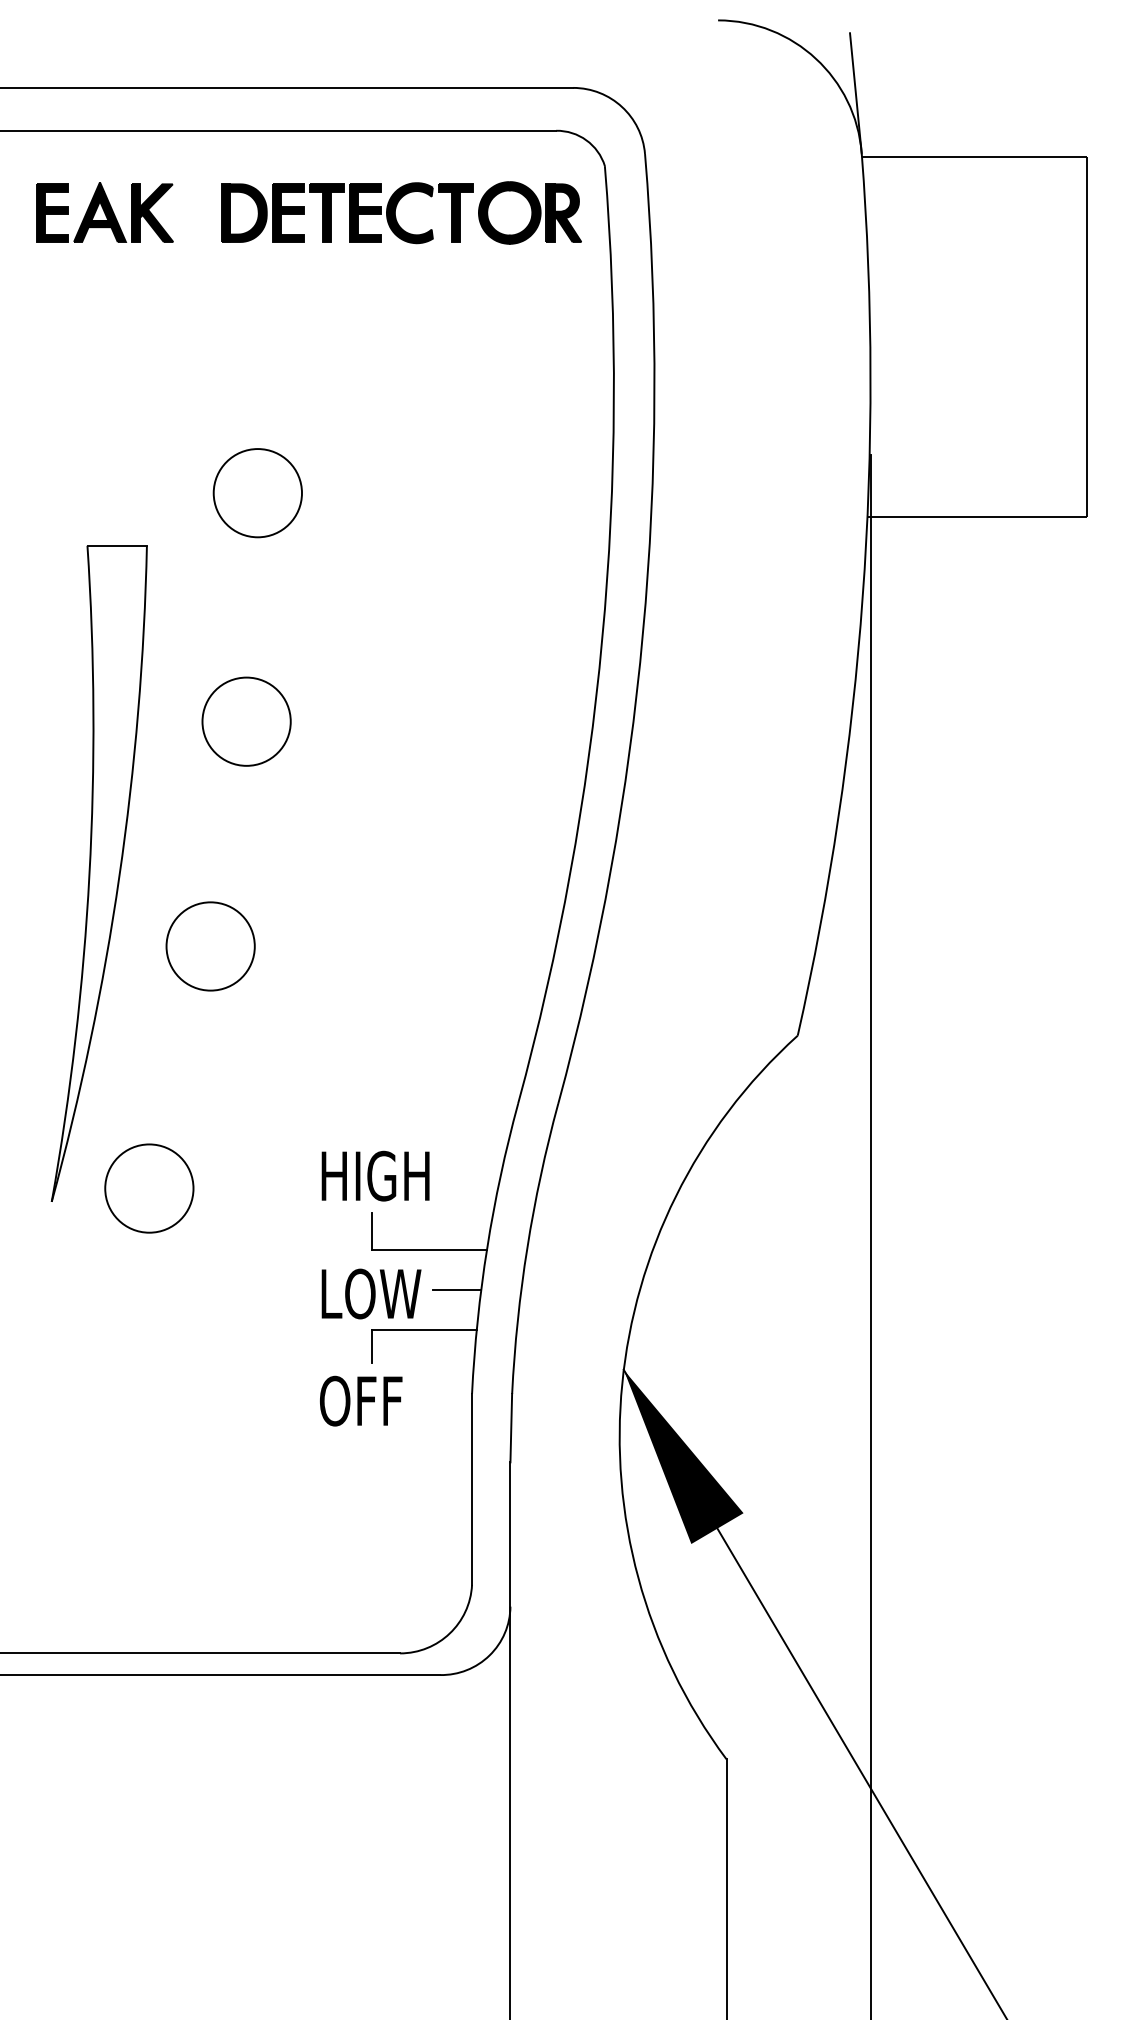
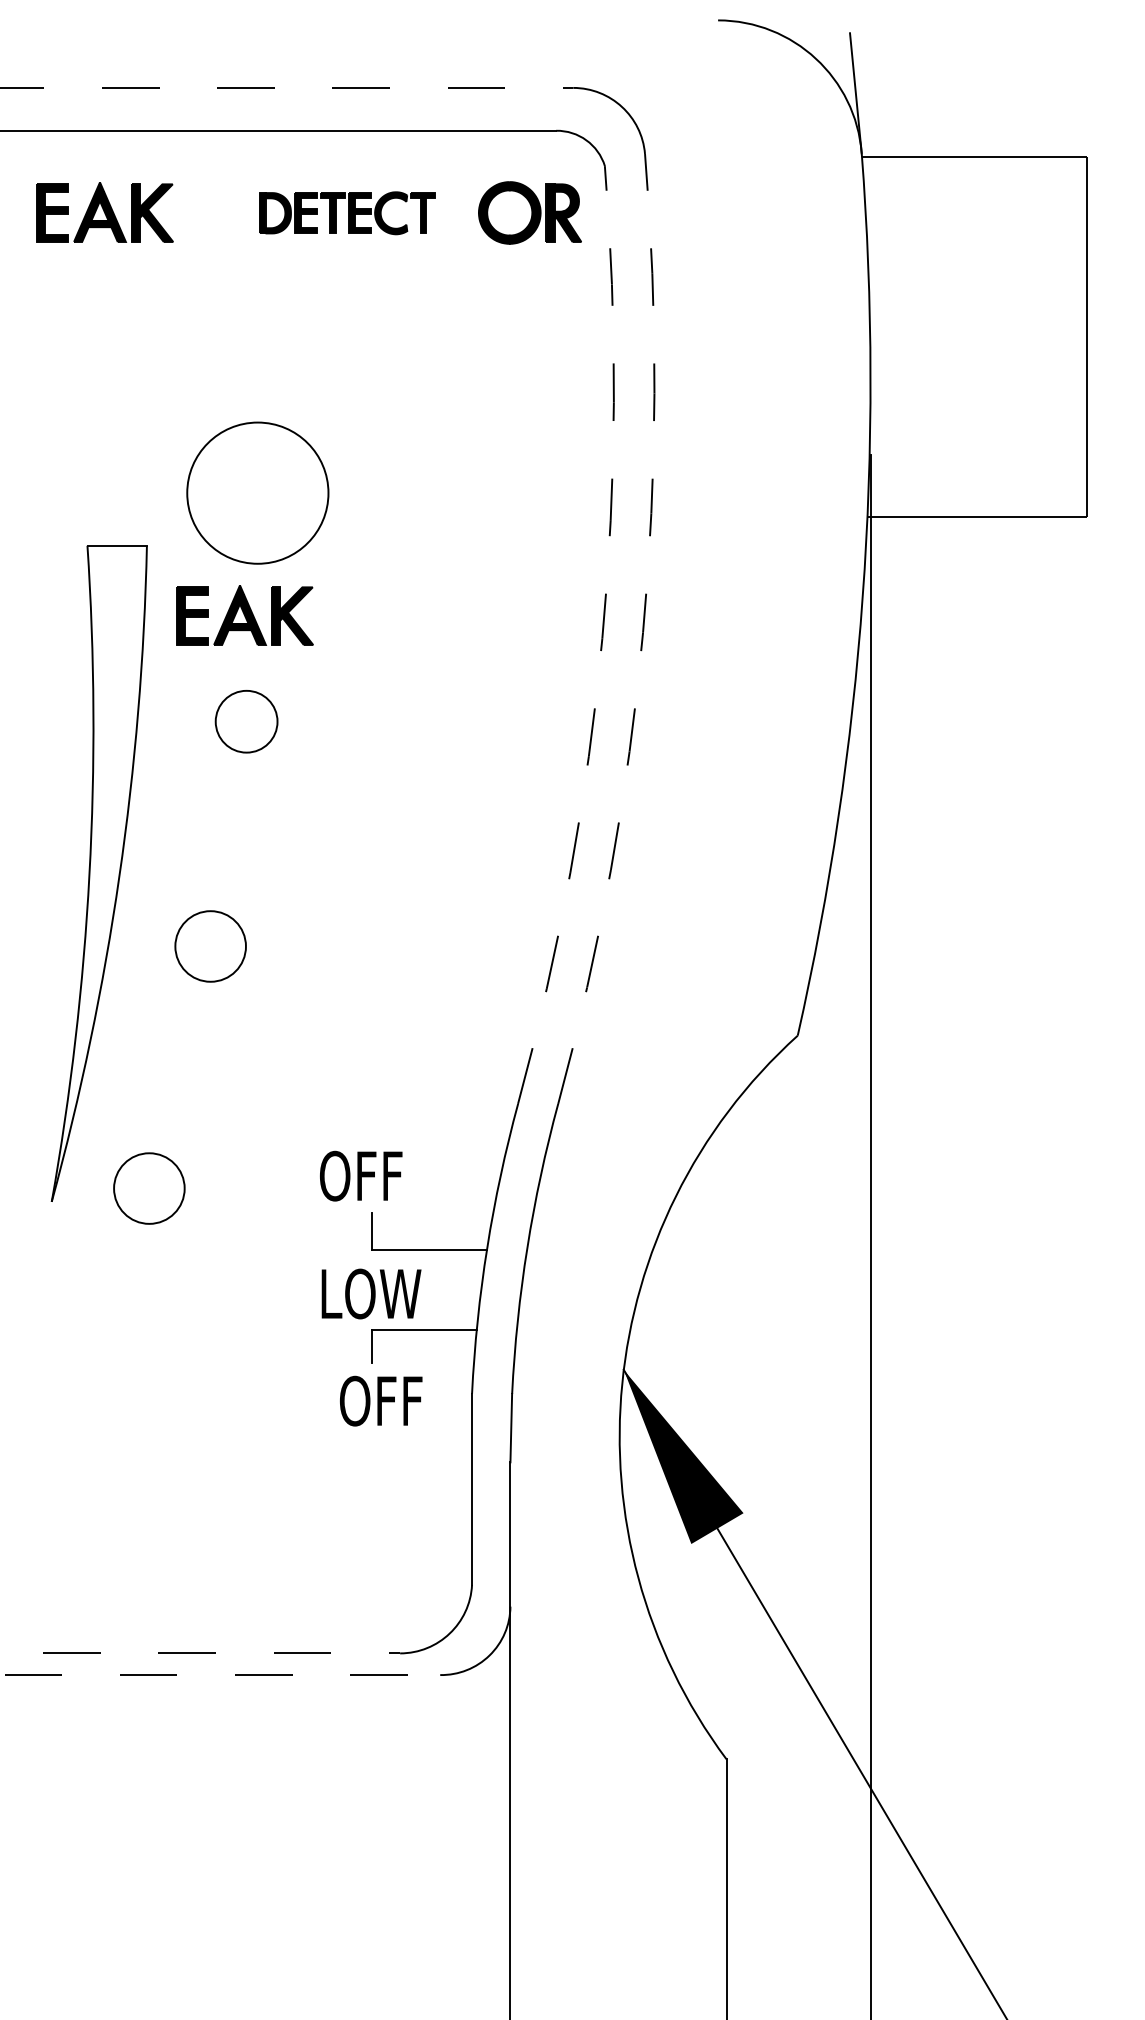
line: solid -> dashed (287, 87)
part size: 253x63 px -> 177x45 px (347, 213)
circle diameter: 88 px -> 141 px (257, 492)
part: none -> present (244, 615)
arc: solid -> dashed (643, 632)
arc: solid -> dashed (602, 638)
circle diameter: 88 px -> 62 px (246, 721)
circle diameter: 88 px -> 71 px (210, 946)
text: HIGH -> OFF (374, 1175)
circle diameter: 88 px -> 71 px (149, 1188)
line: present -> none (456, 1290)
text position: (361, 1400) -> (381, 1400) (381, 1400)
line: solid -> dashed (200, 1653)
line: solid -> dashed (220, 1675)
